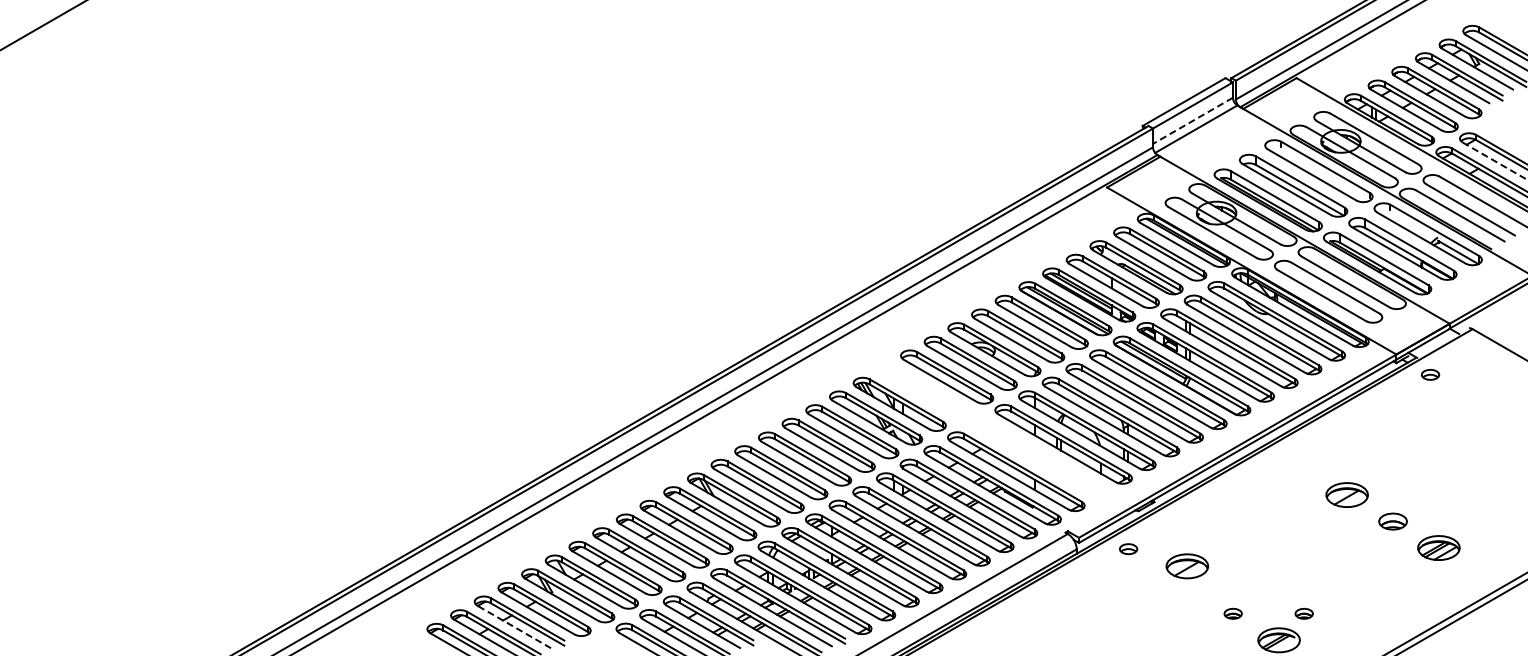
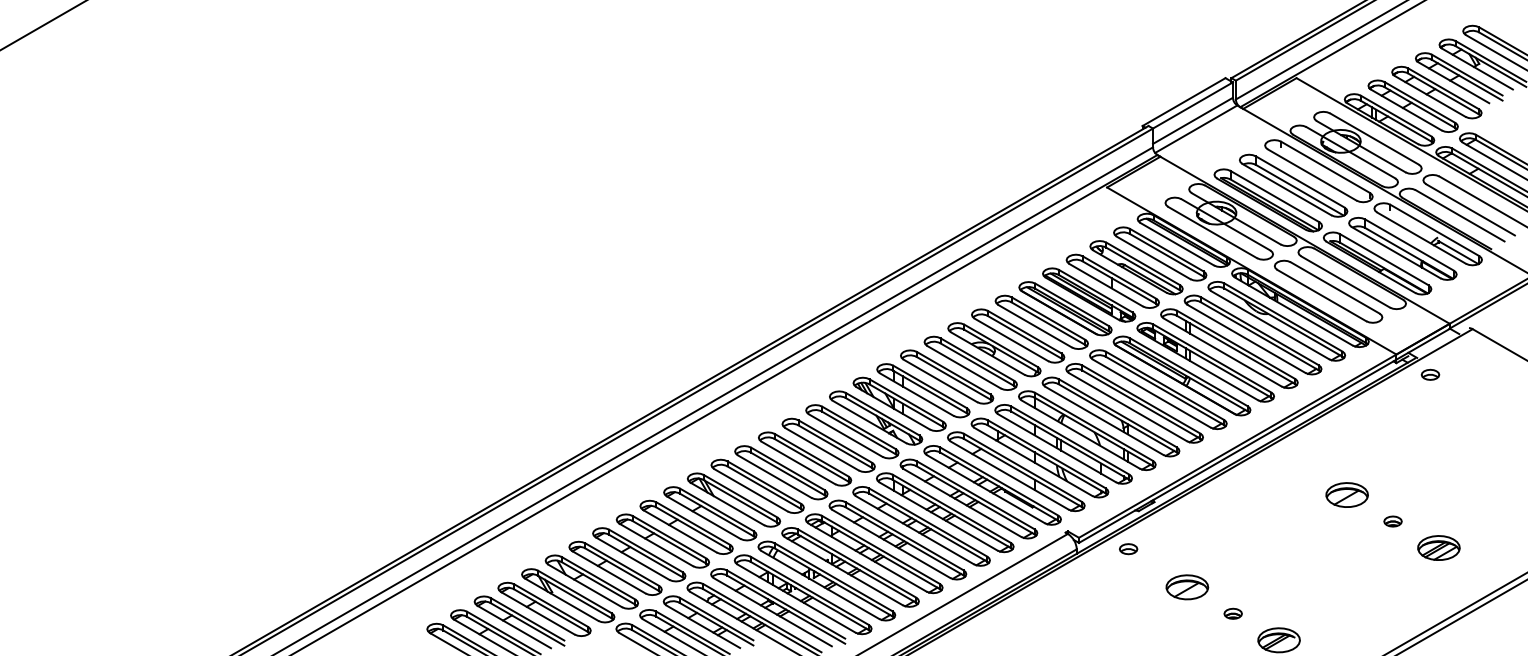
line: dashed -> solid (1192, 121)
line: dashed -> solid (1495, 161)
part: none -> present (992, 430)
part size: 30x19 px -> 20x13 px (1392, 521)
part position: (1187, 566) -> (1187, 587) (1187, 587)
part: present -> none (1303, 613)
line: dashed -> solid (514, 626)
